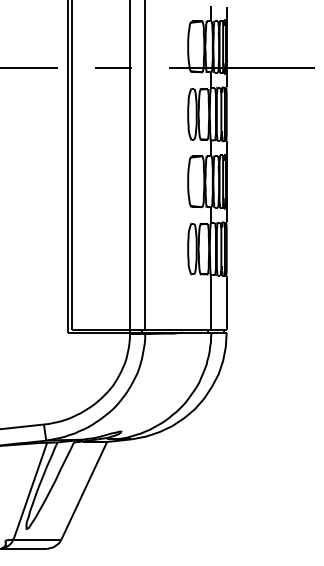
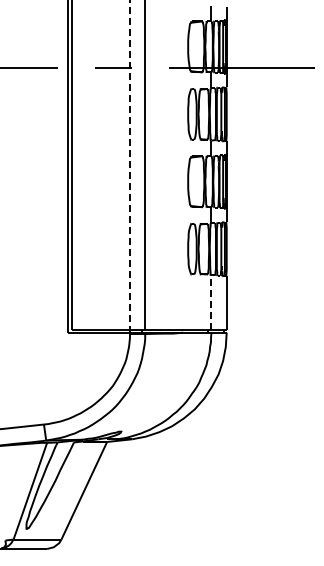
line: solid -> dashed (129, 166)
line: solid -> dashed (211, 301)
